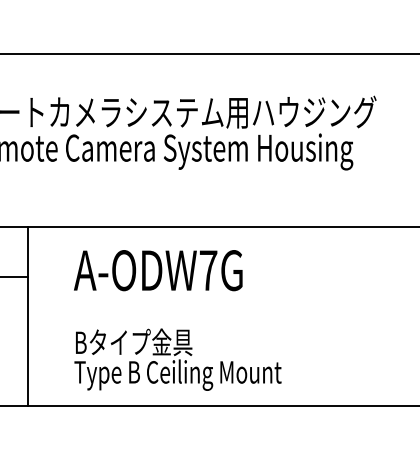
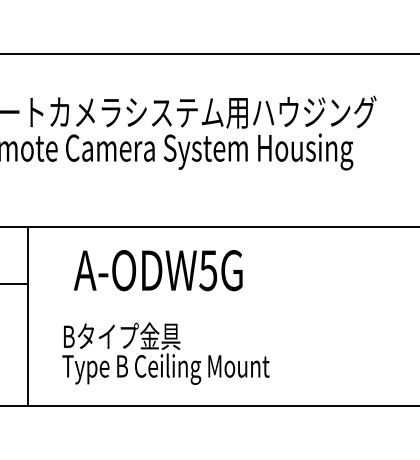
text: A-ODW7G -> A-ODW5G (208, 270)
line position: (15, 276) -> (15, 283) (15, 283)
text position: (177, 359) -> (165, 353) (165, 353)
